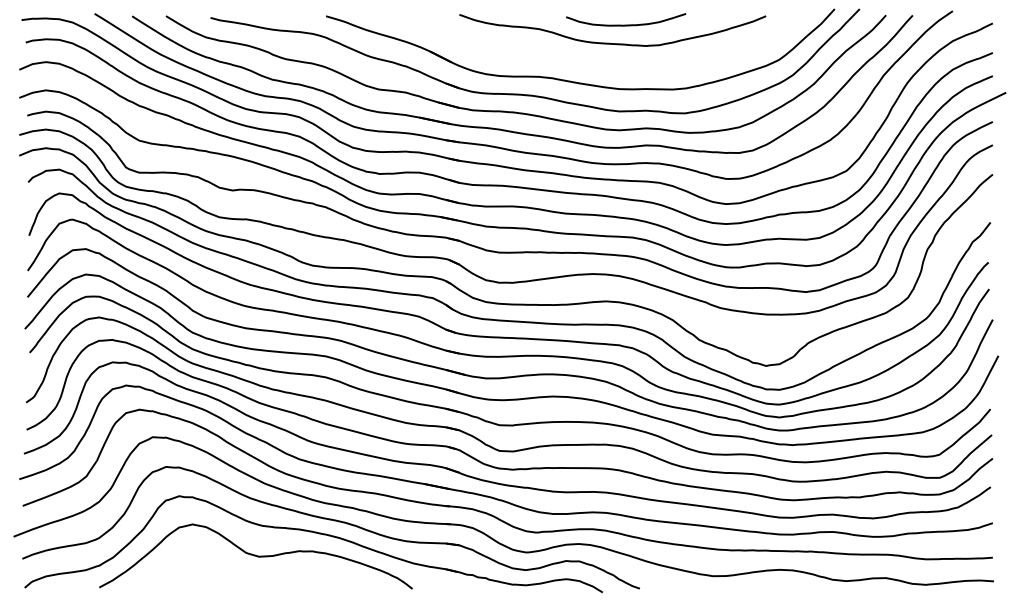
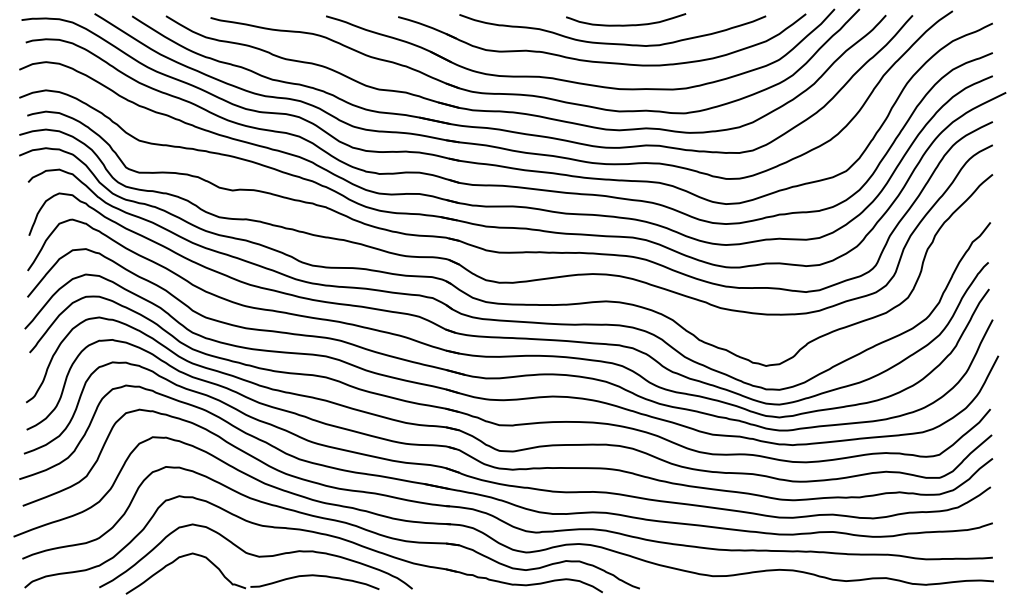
part: none -> present (602, 61)
part: none -> present (253, 585)
